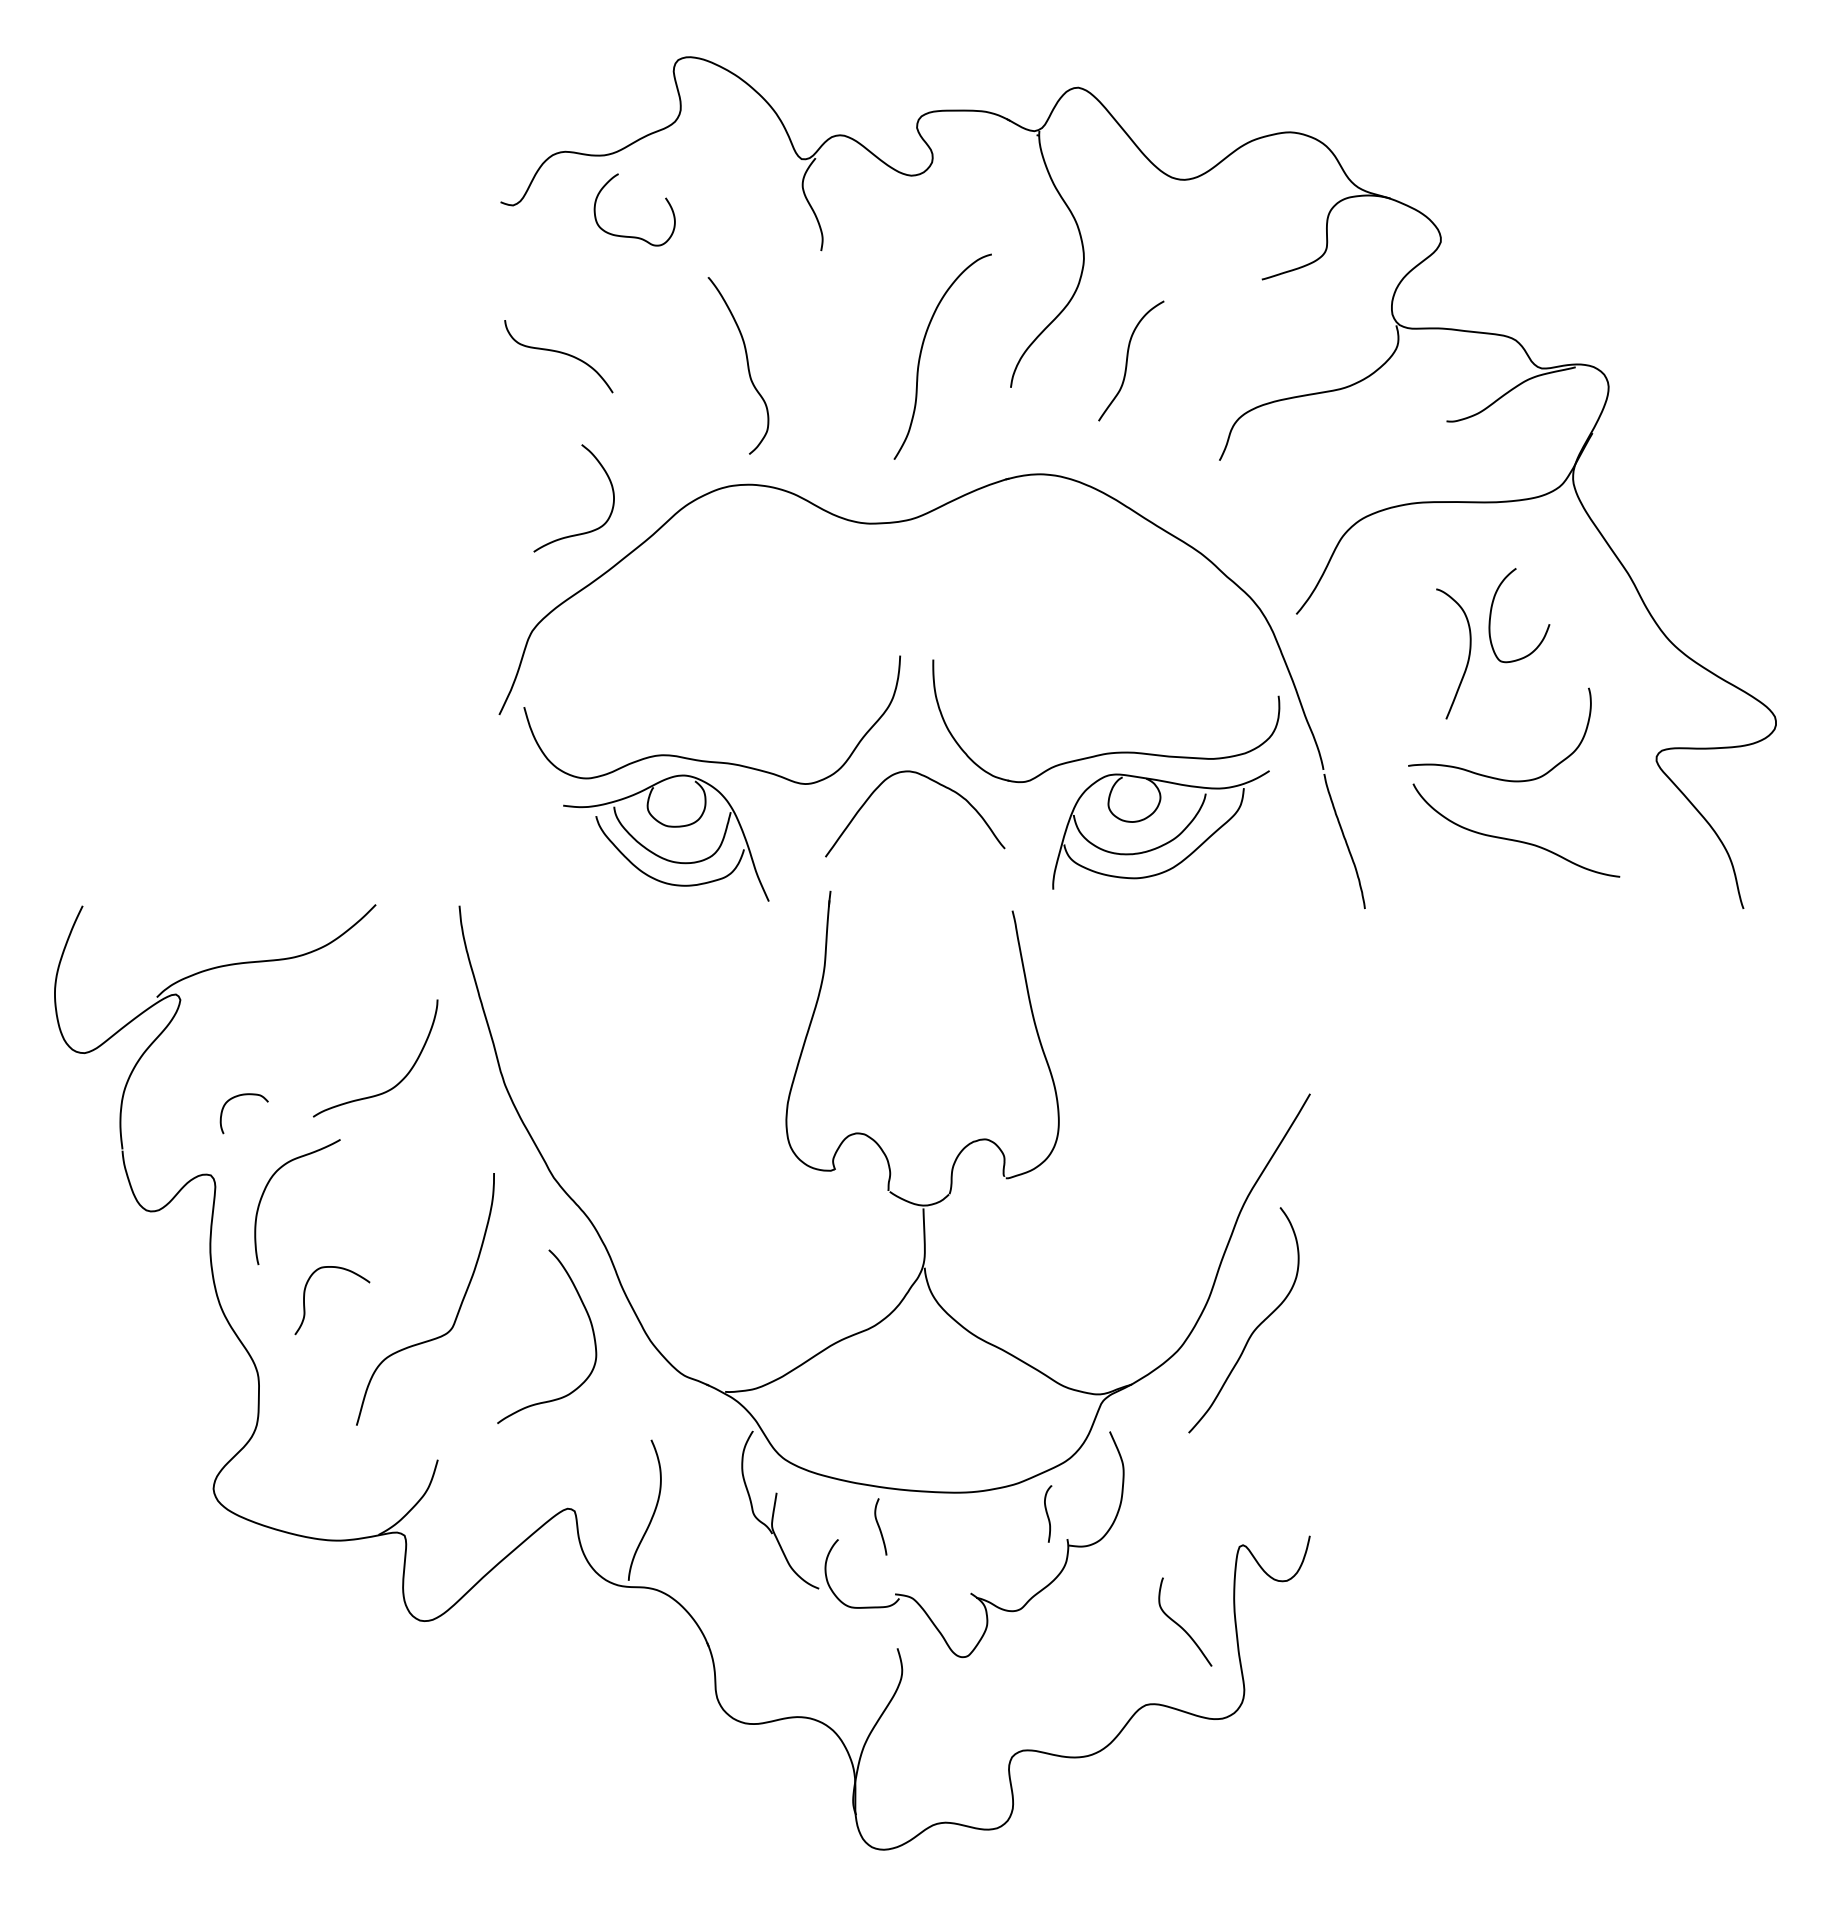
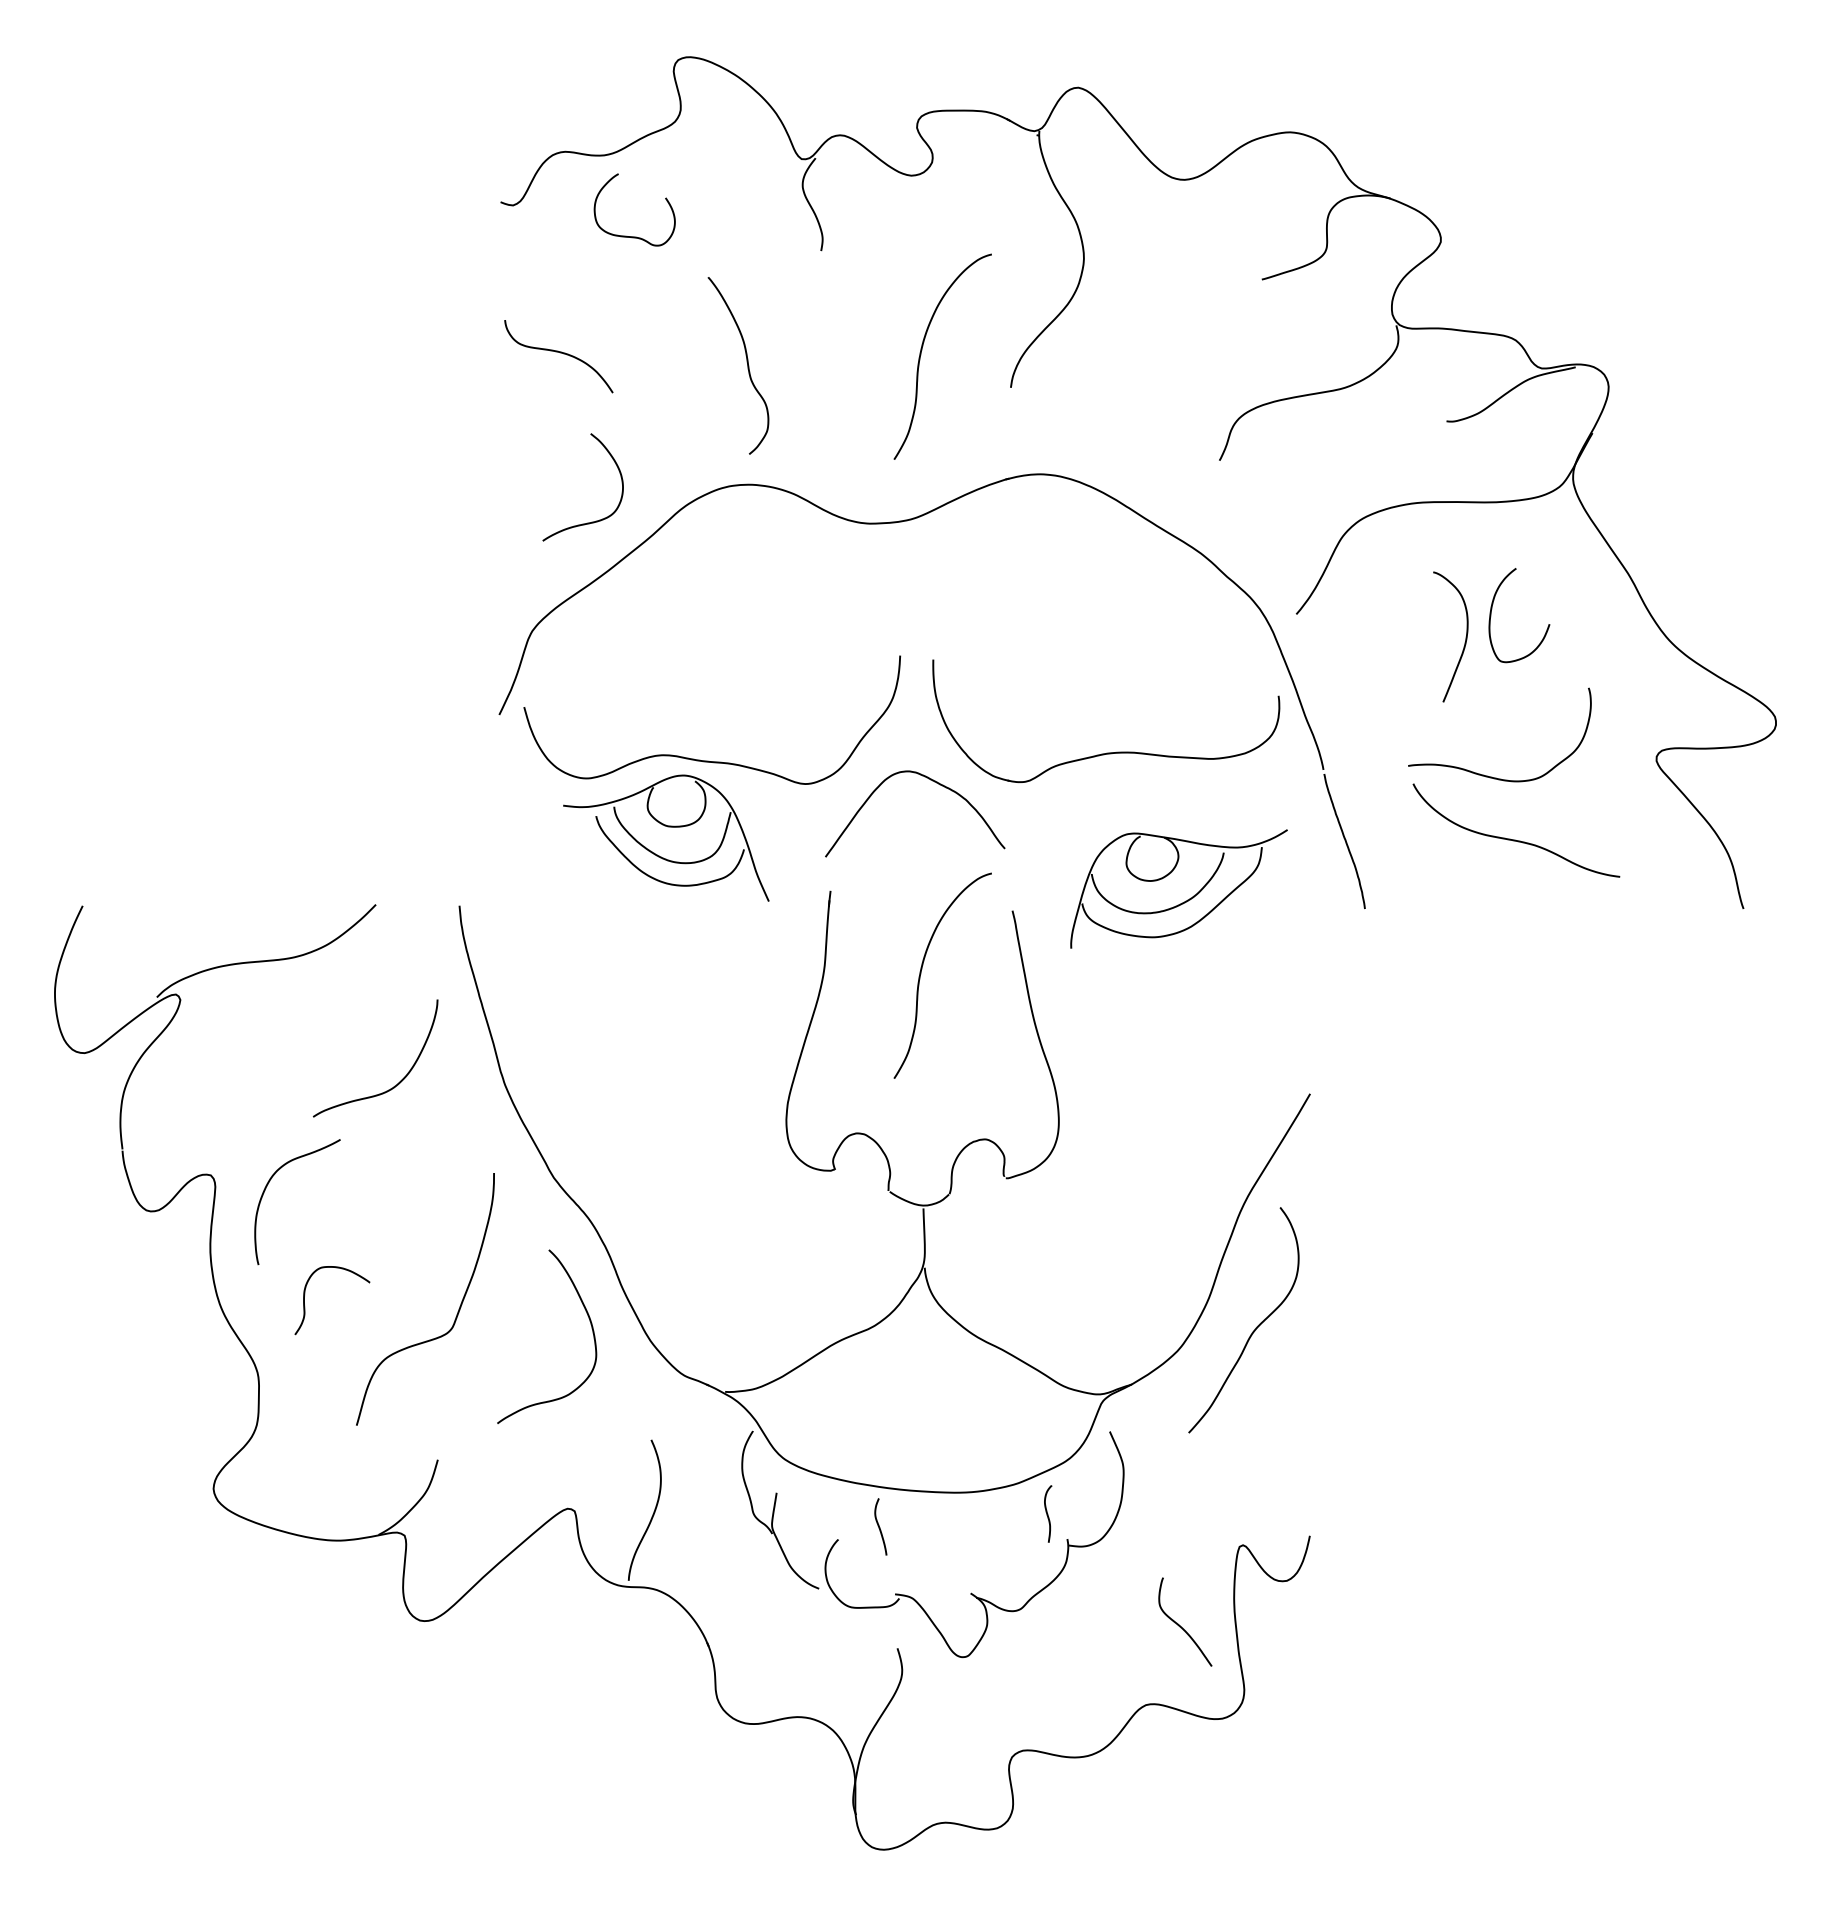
curve: present -> none (1127, 360)
curve position: (582, 532) -> (591, 521) (591, 521)
curve position: (1468, 653) -> (1465, 636) (1465, 636)
part position: (1167, 841) -> (1185, 900) (1185, 900)
curve: none -> present (922, 969)
curve: present -> none (239, 1096)
